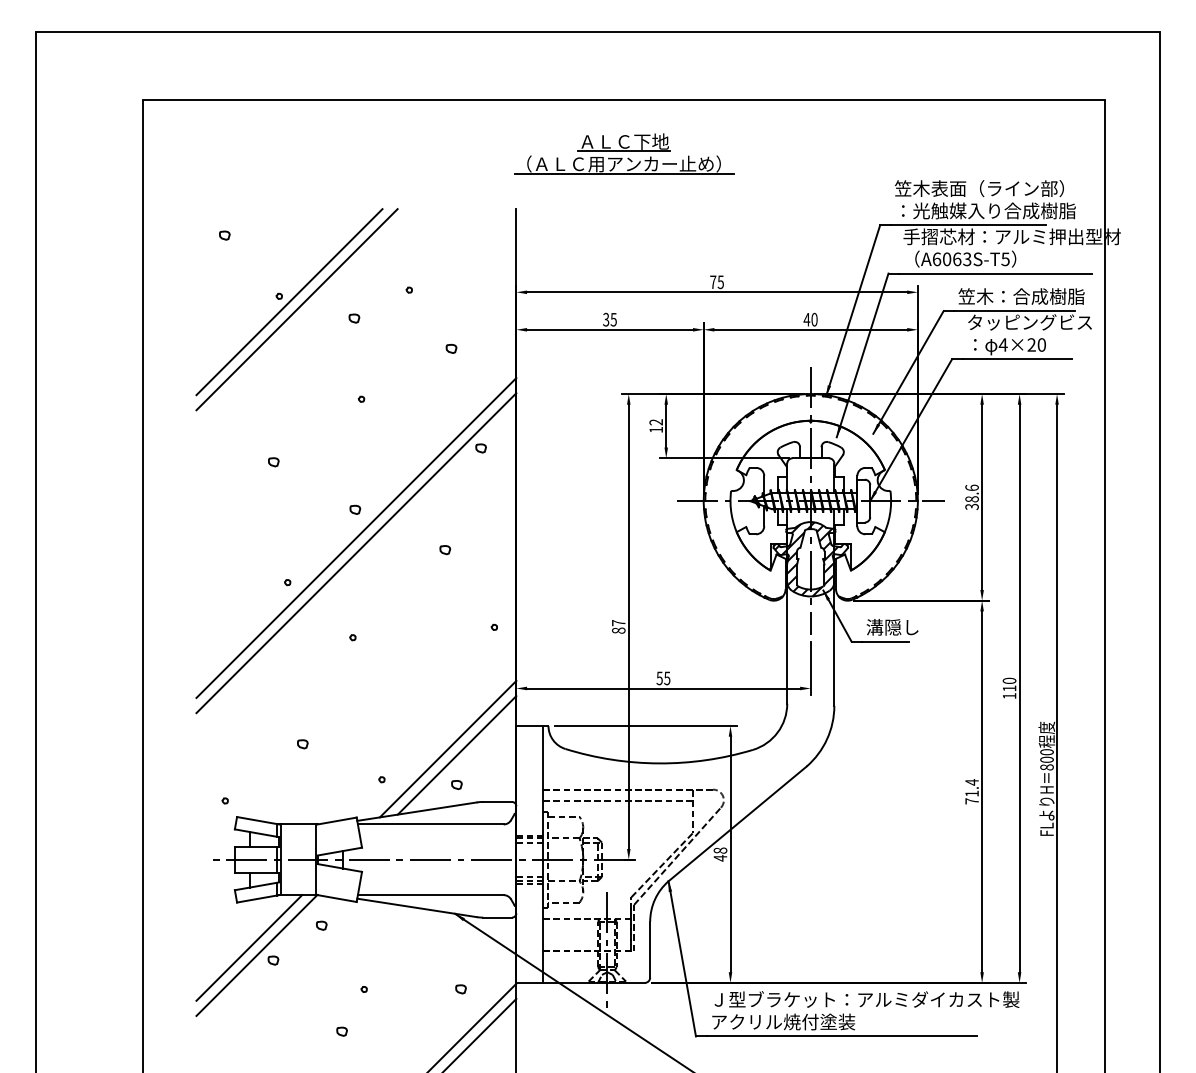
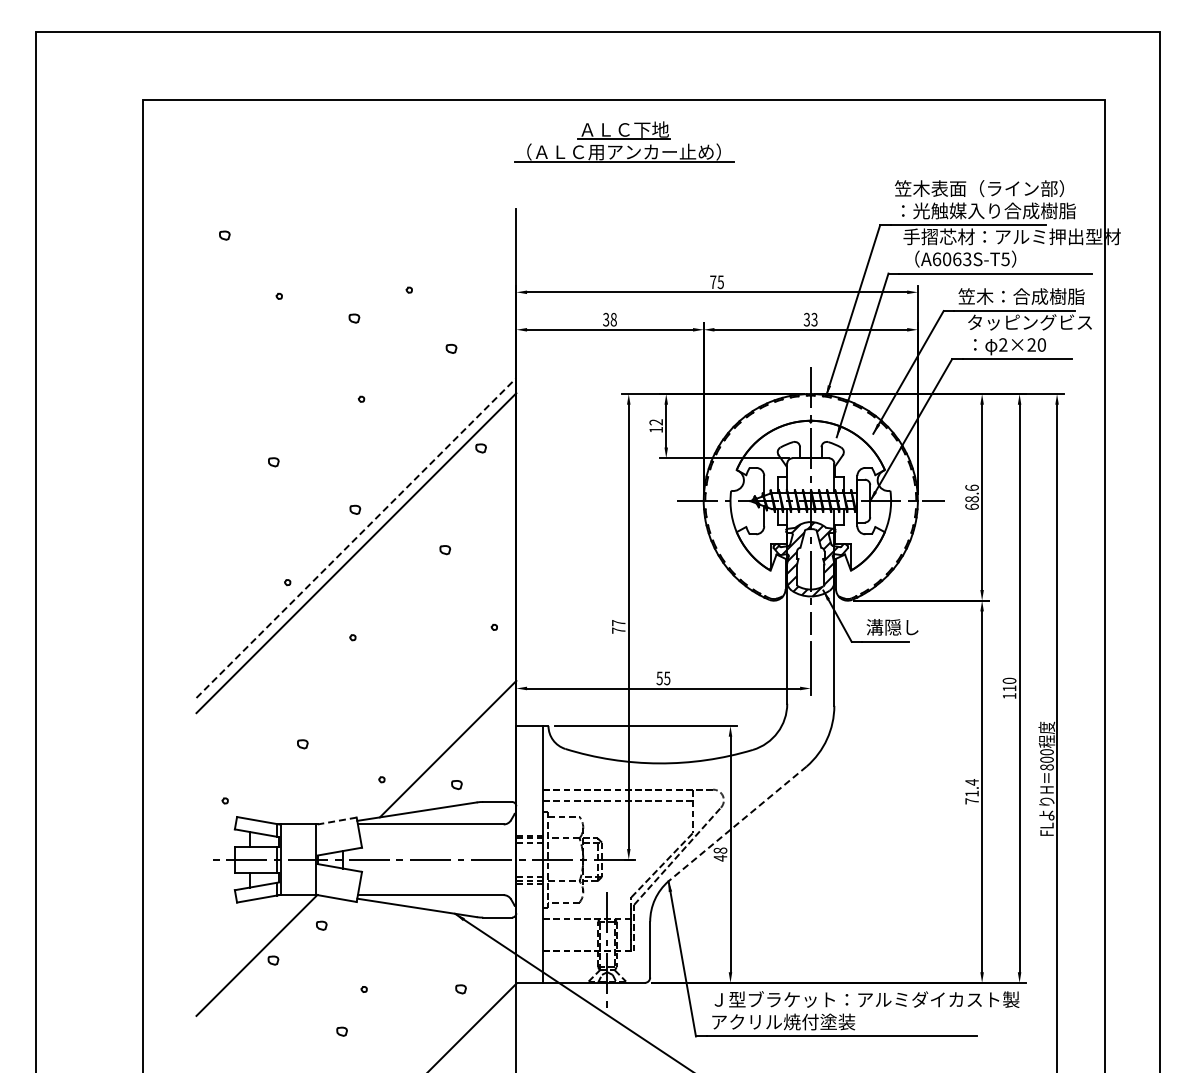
part position: (624, 153) -> (624, 141) (624, 141)
line: present -> none (289, 302)
line: present -> none (296, 309)
text: 35 -> 38 (613, 319)
text: 40 -> 33 (810, 319)
text: 4×20 -> 2×20 (1002, 344)
text: 38.6 -> 68.6 (971, 506)
line: solid -> dashed (356, 537)
text: 87 -> 77 (618, 630)
line: present -> none (456, 755)
line: solid -> dashed (337, 821)
line: solid -> dashed (737, 823)
line: present -> none (249, 947)
line: present -> none (480, 1033)
